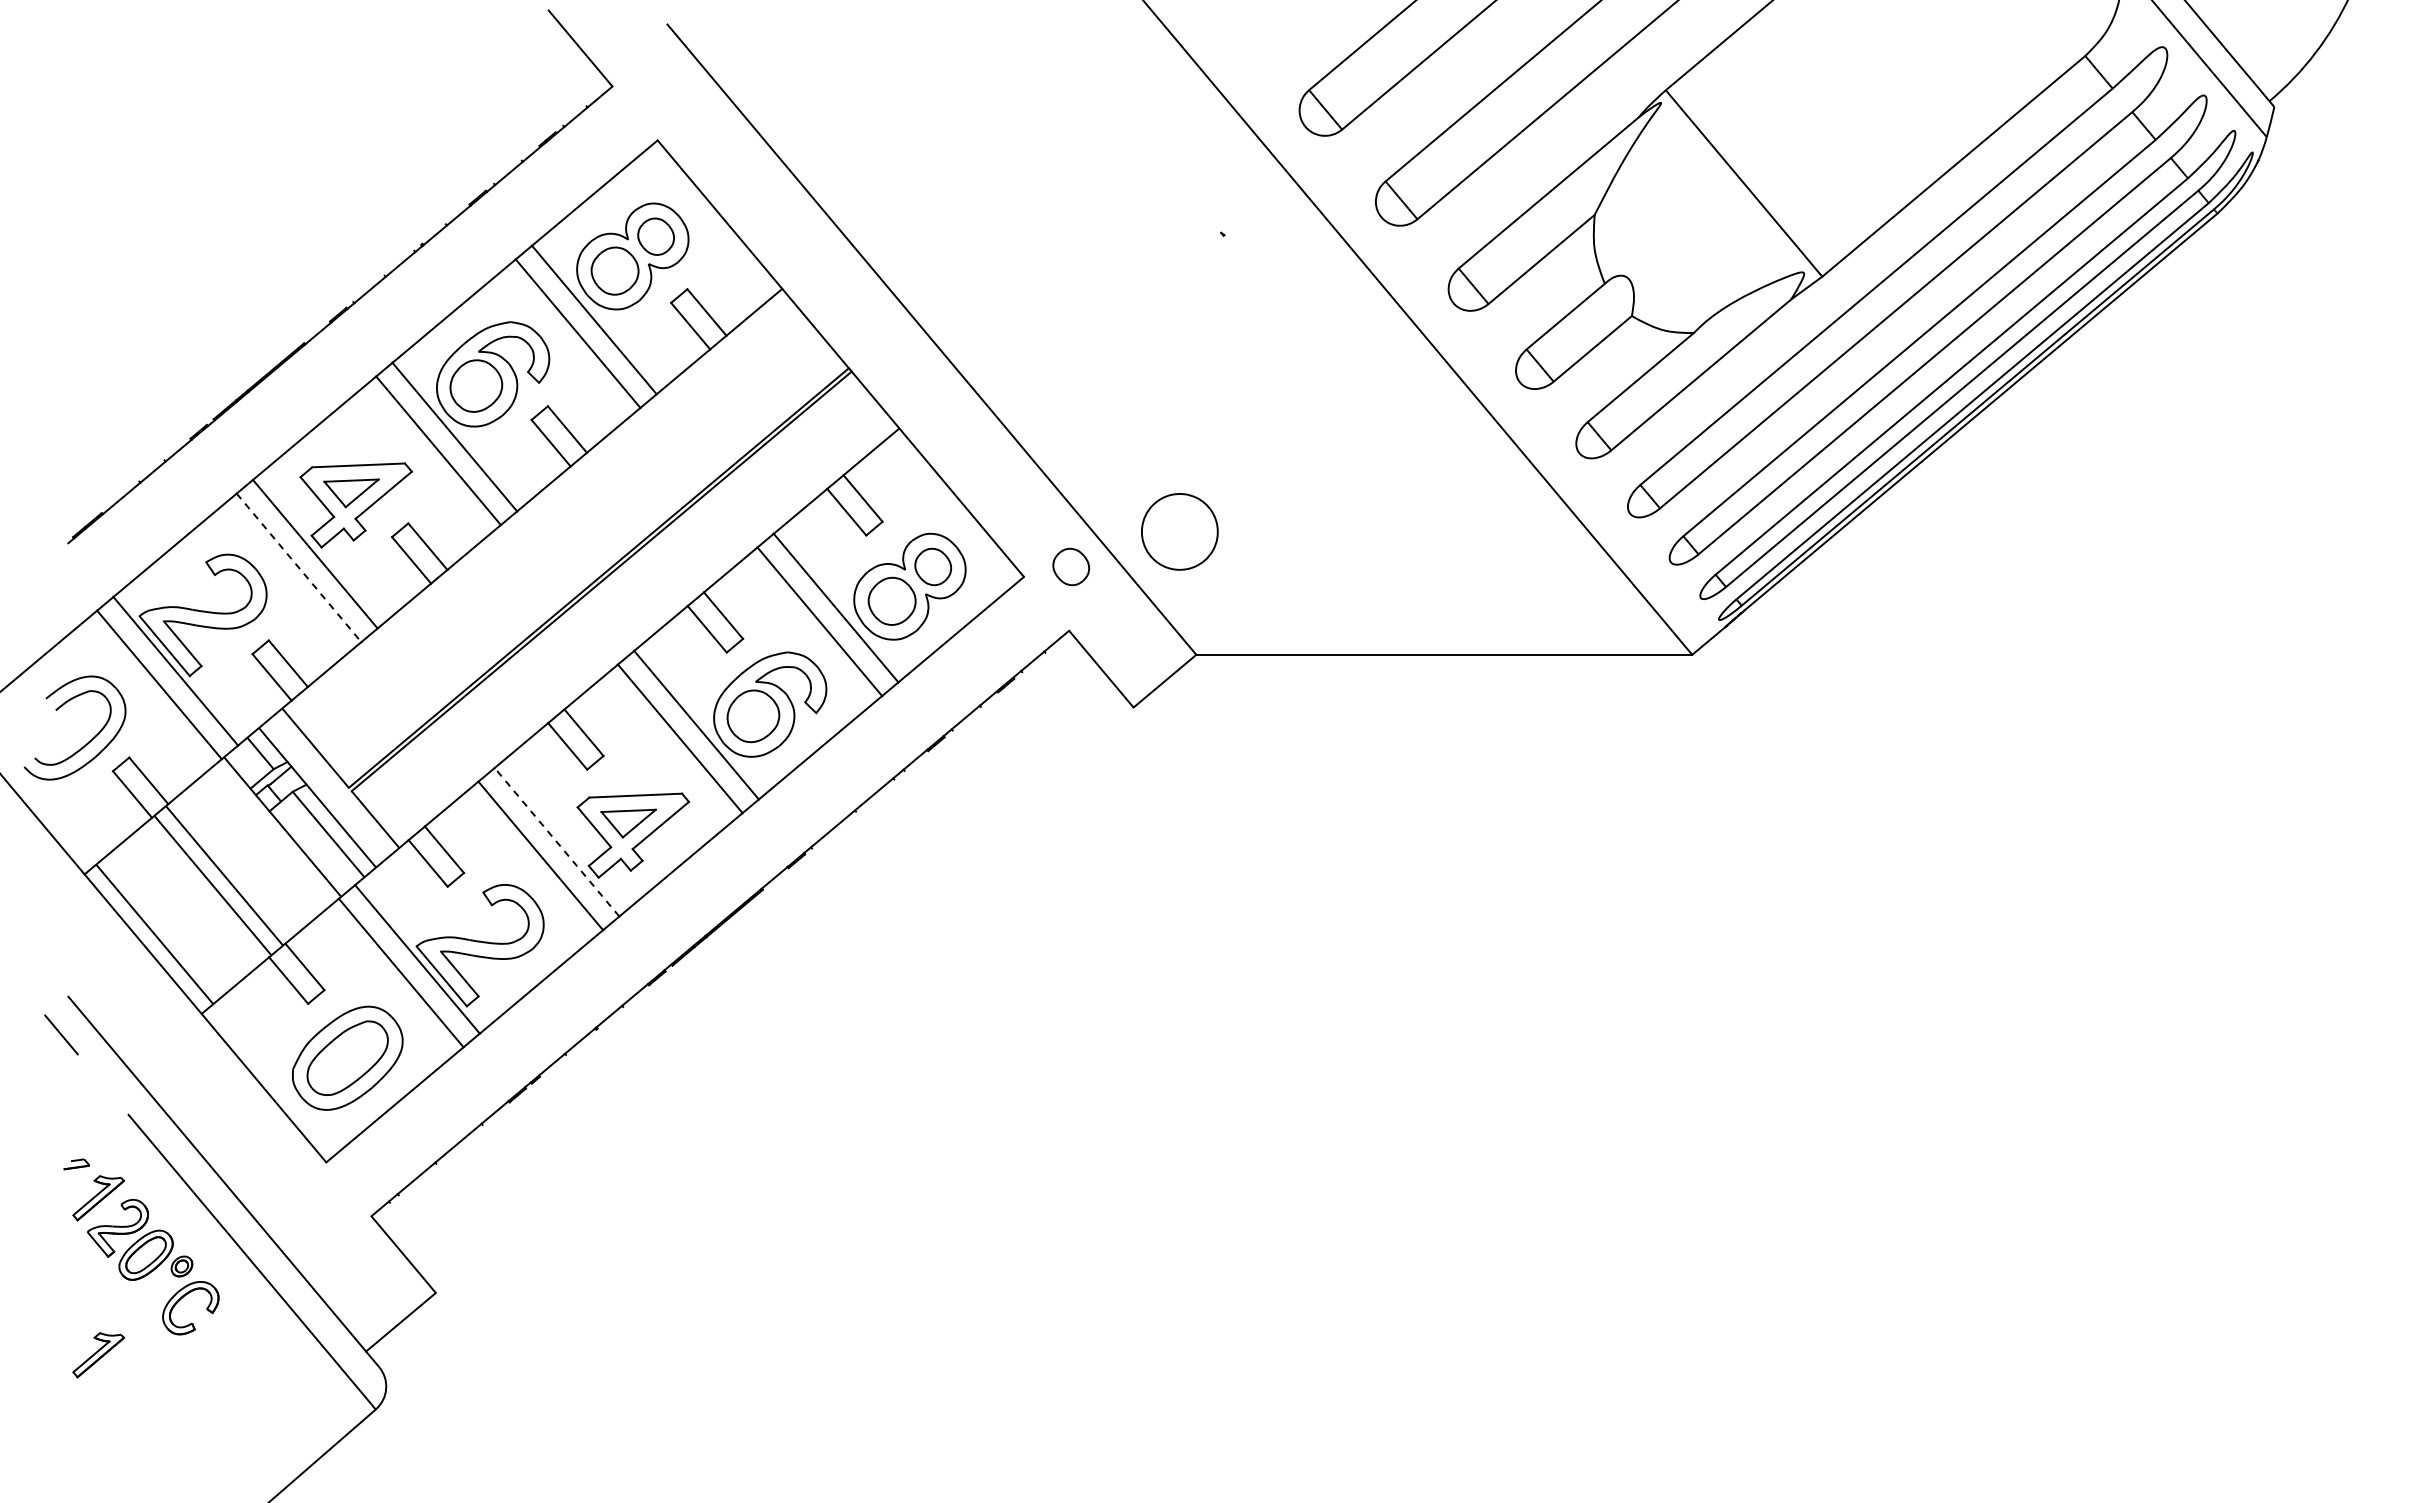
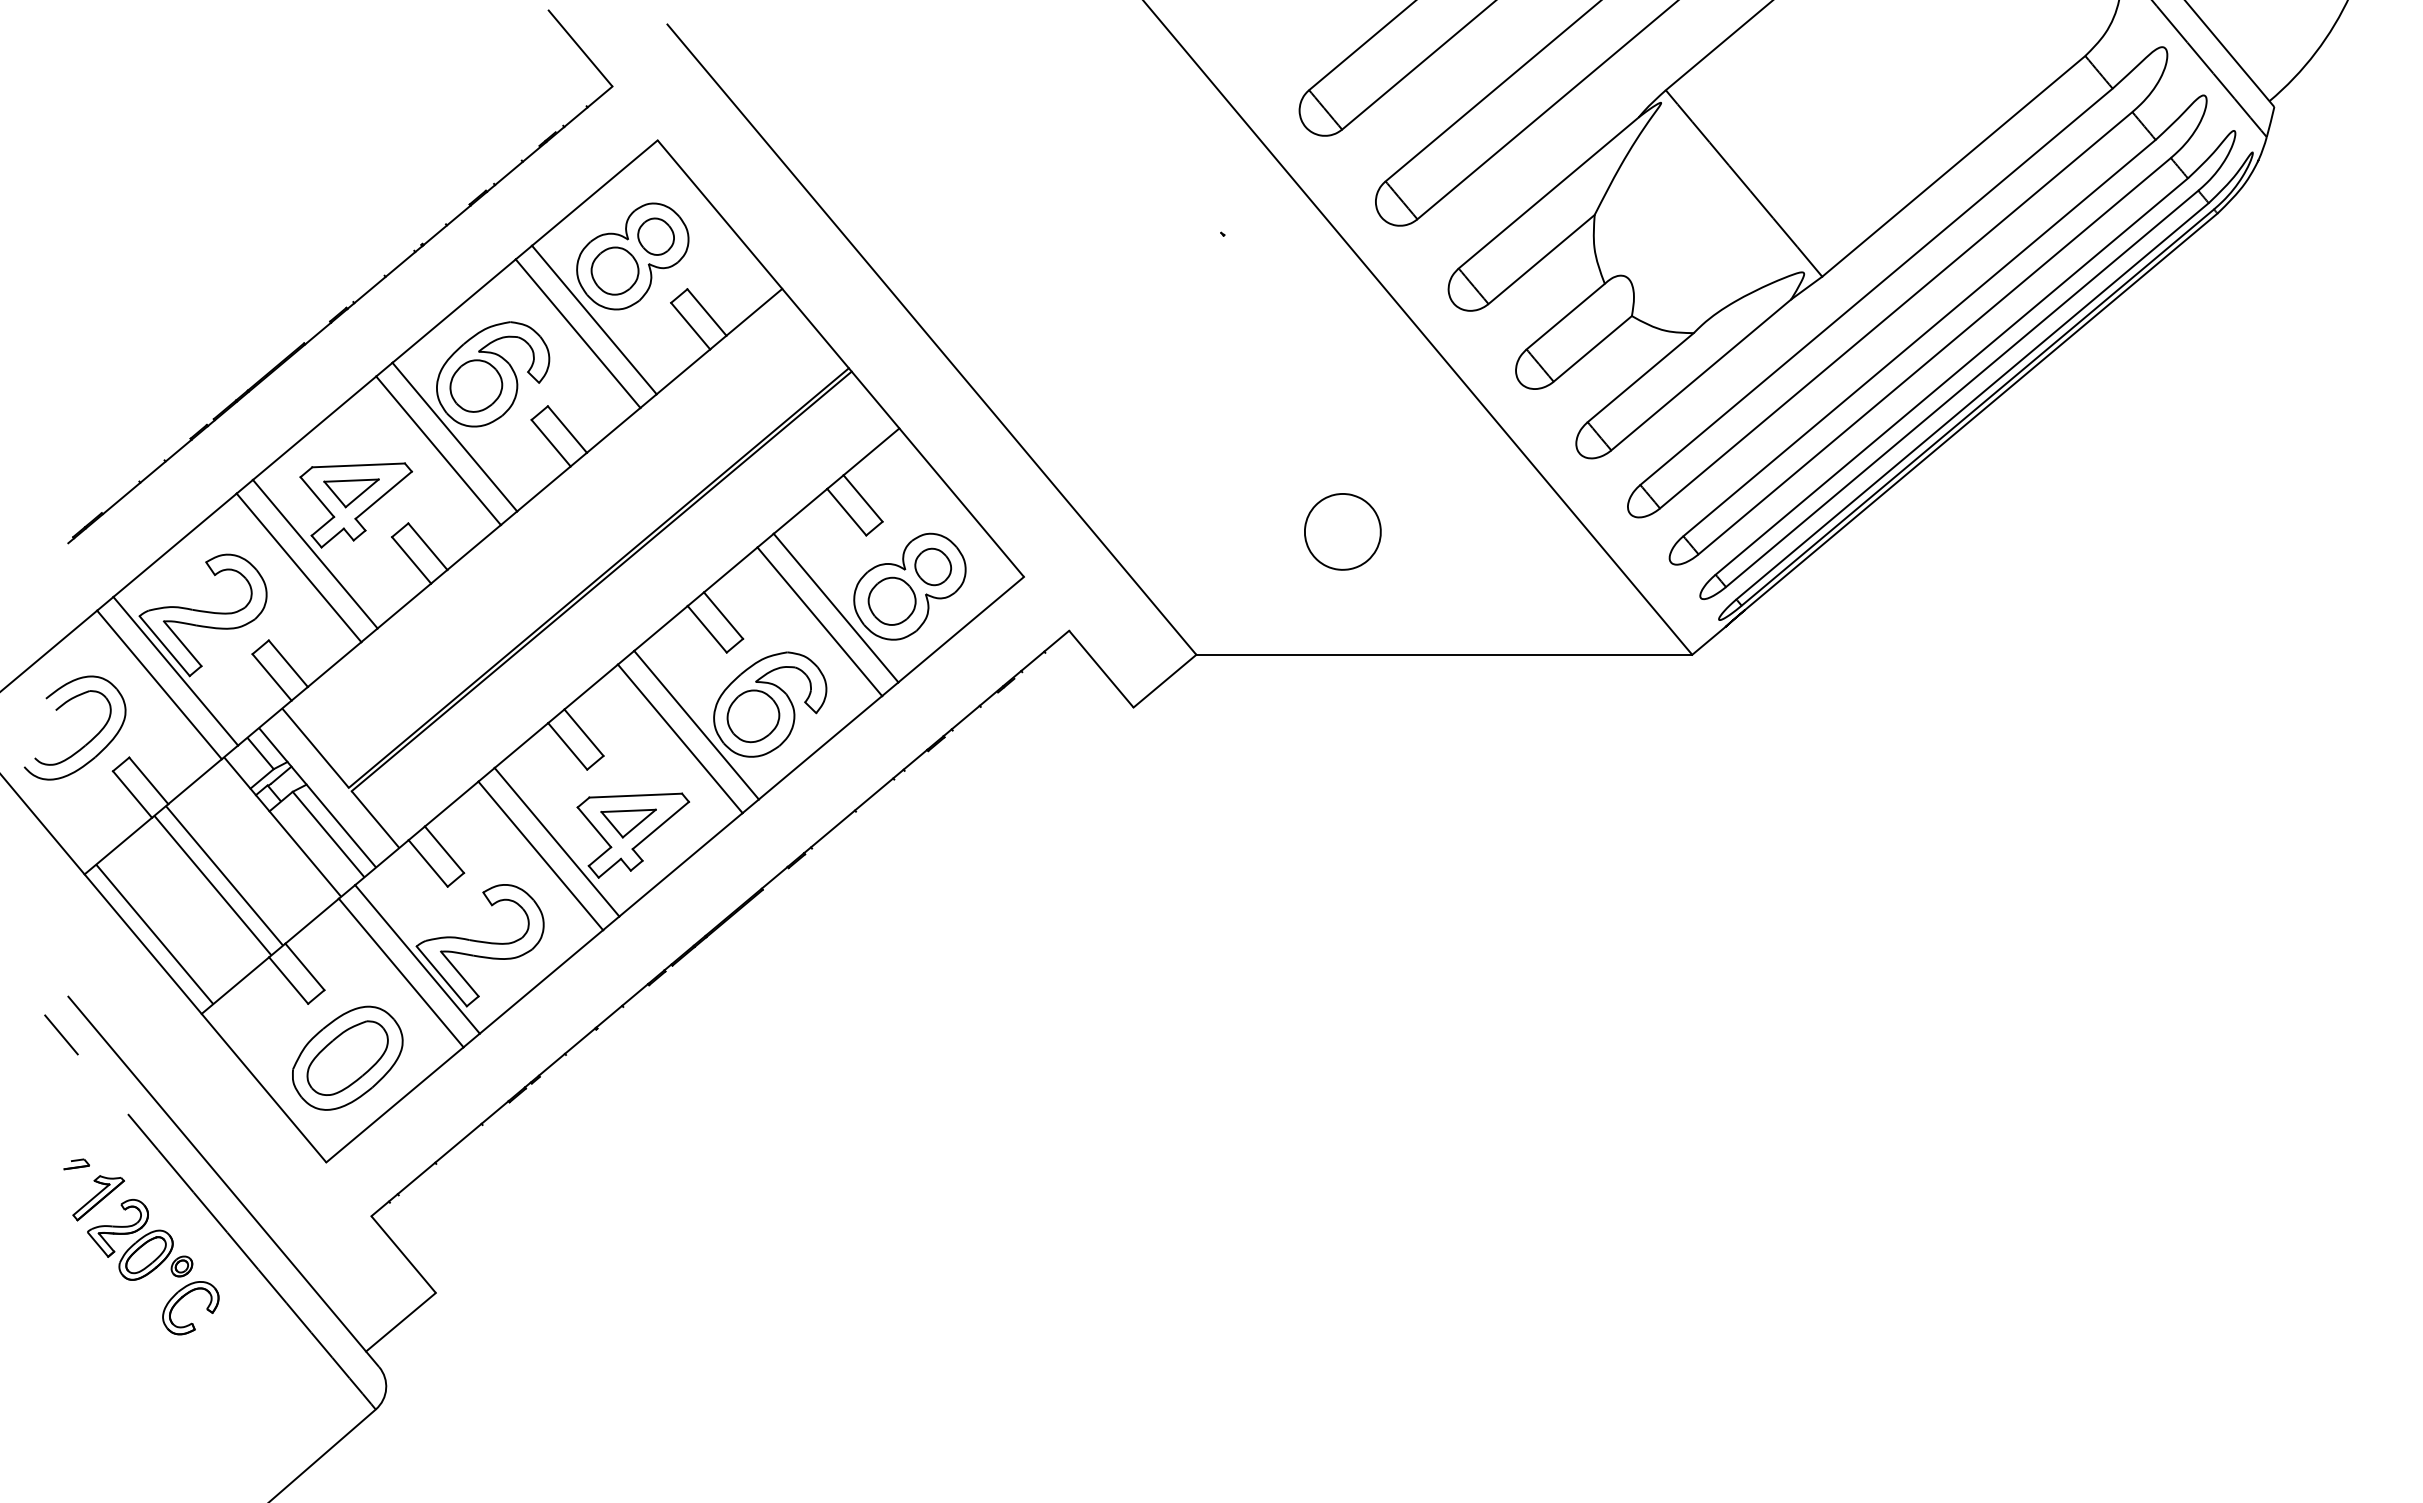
part position: (1179, 531) -> (1342, 531) (1342, 531)
part: present -> none (1071, 566)
line: dashed -> solid (299, 567)
line: dashed -> solid (557, 842)
part: present -> none (98, 1355)
